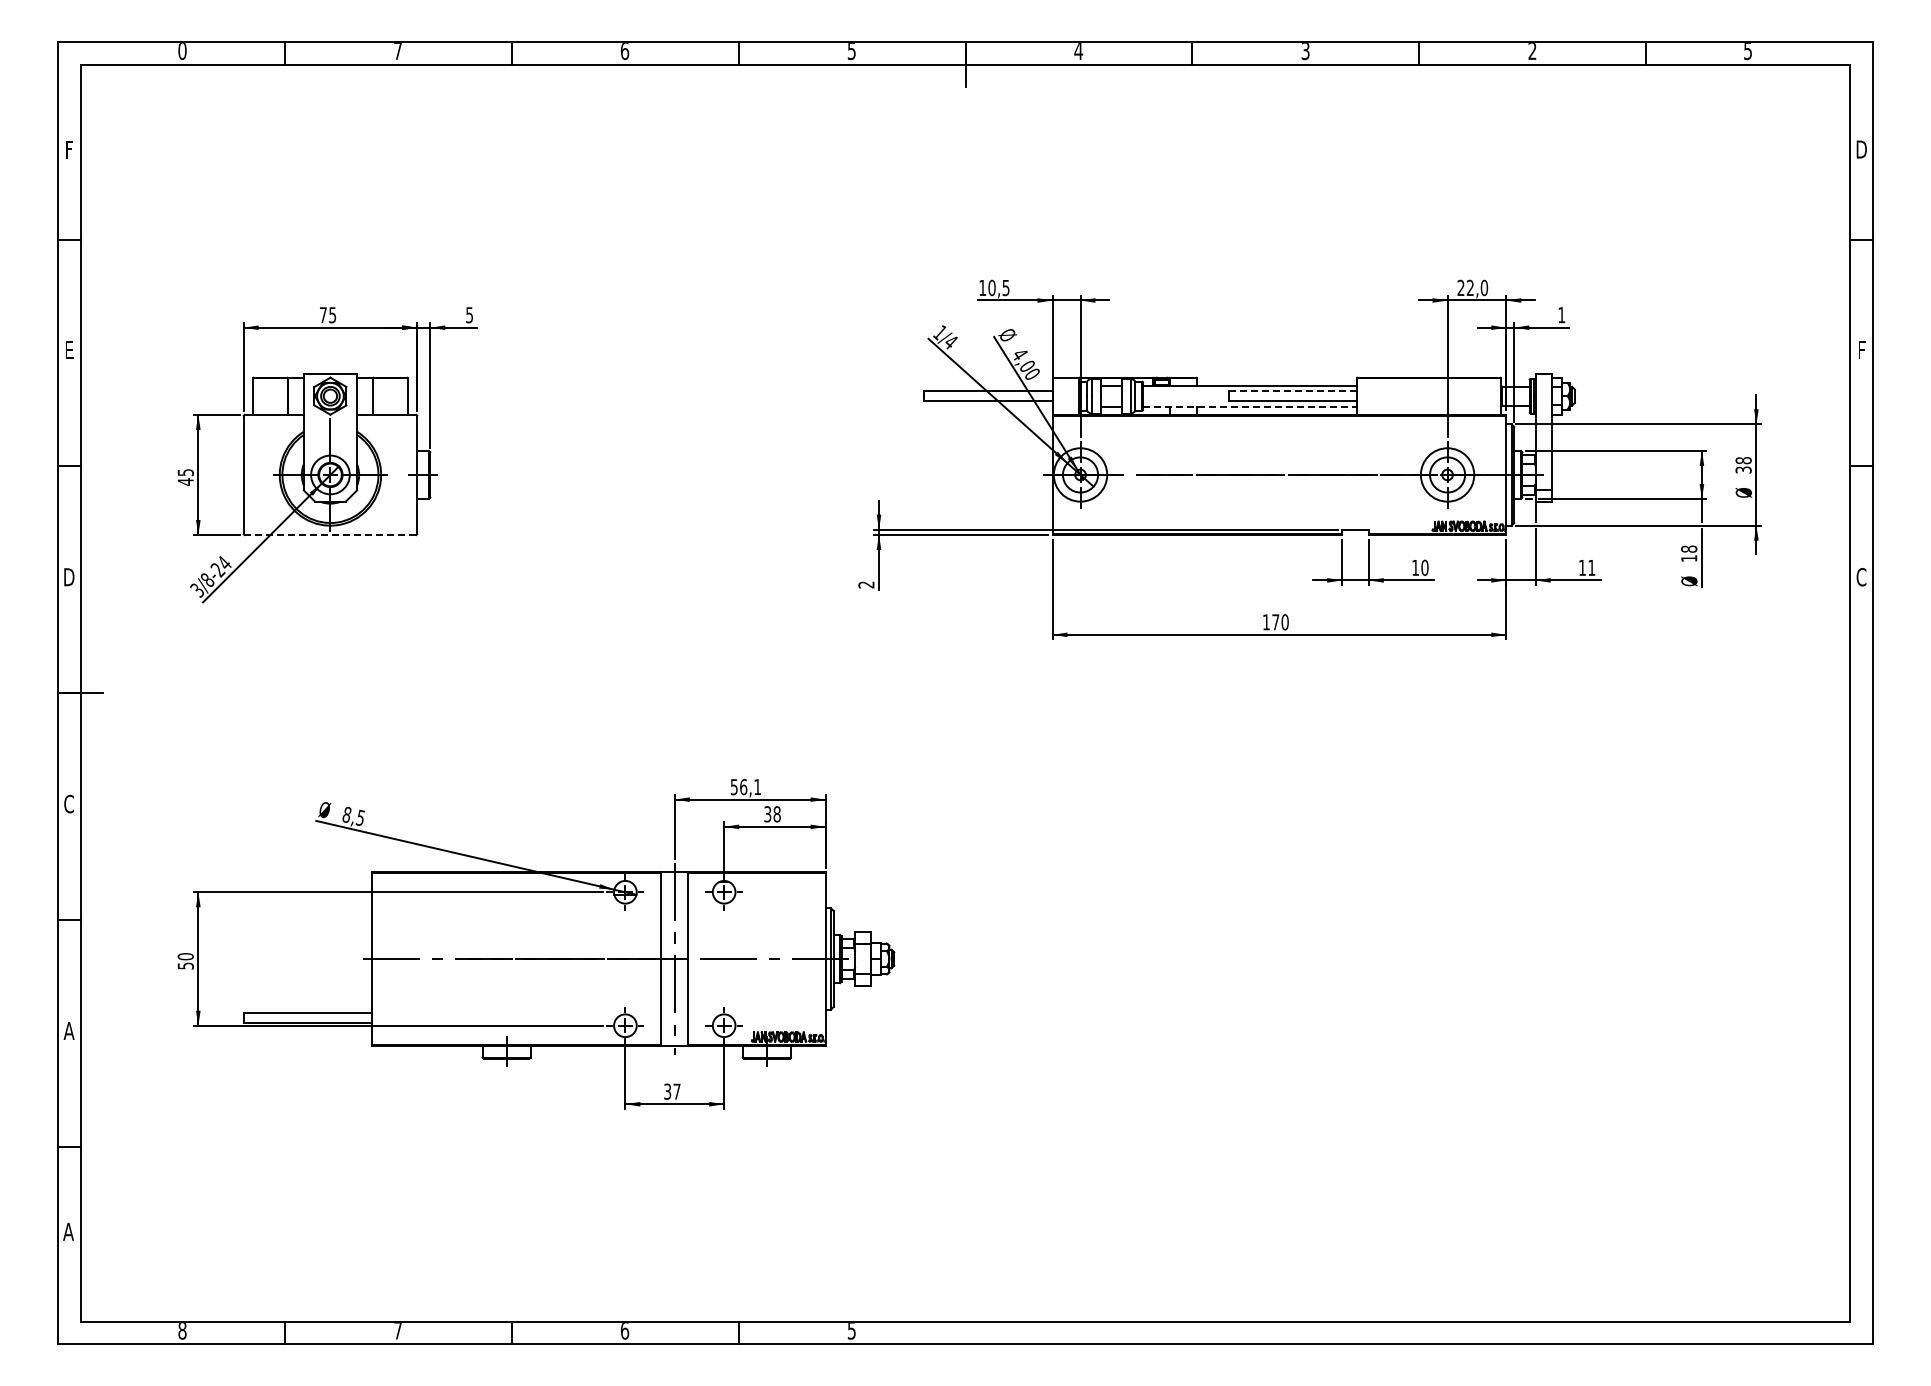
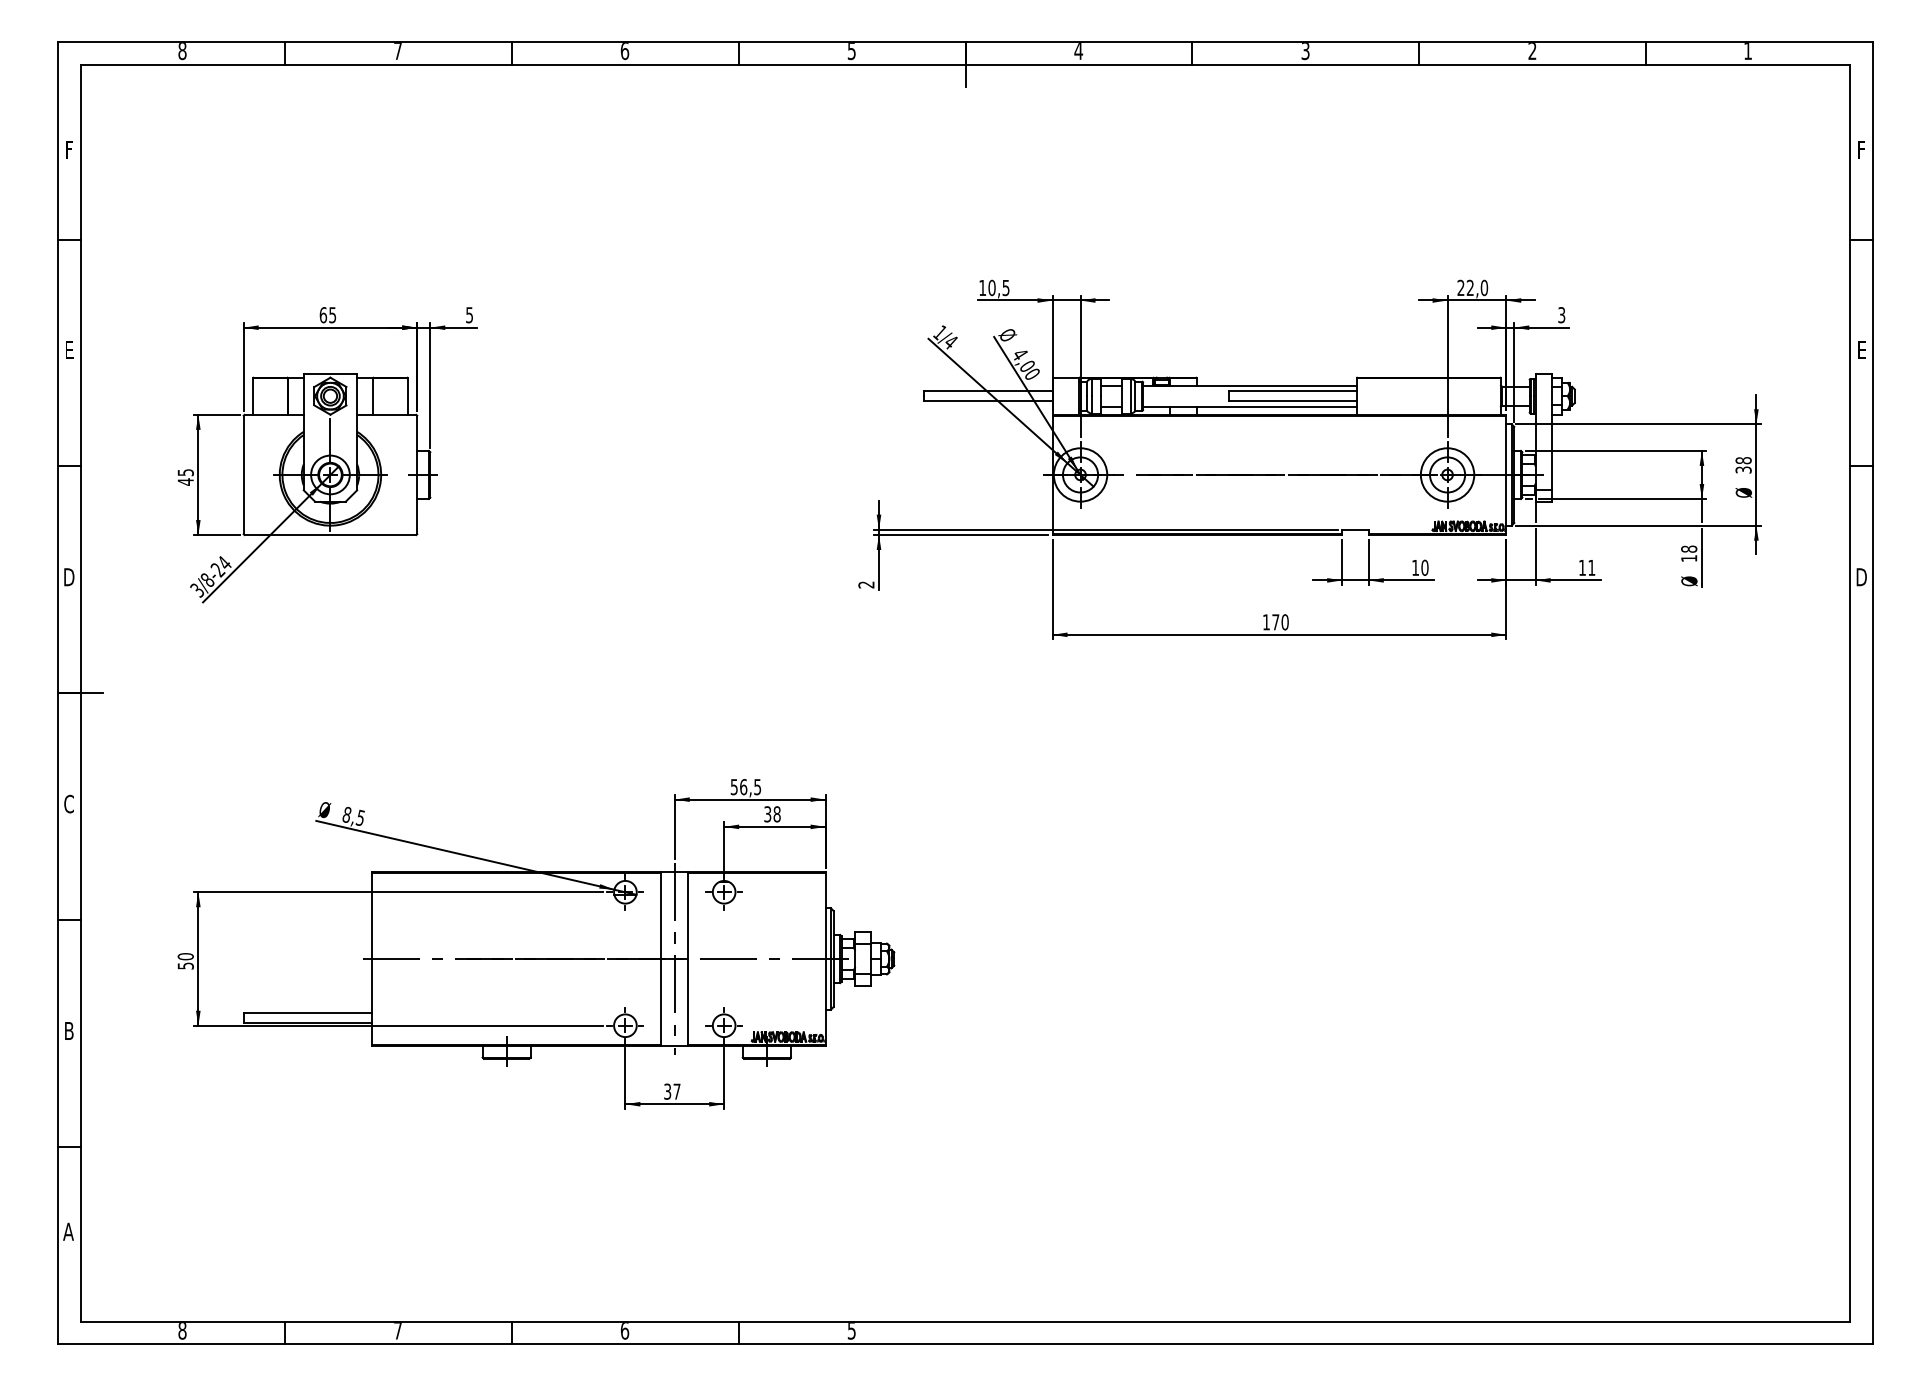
text: 0 -> 8 (182, 51)
text: 5 -> 1 (1747, 51)
text: D -> F (1861, 149)
text: 75 -> 65 (323, 315)
text: 1 -> 3 (1561, 315)
text: F -> E (1861, 349)
line: dashed -> solid (1292, 391)
line: dashed -> solid (1250, 406)
line: dashed -> solid (330, 535)
text: C -> D (1861, 577)
text: 56,1 -> 56,5 (757, 787)
text: A -> B (68, 1030)
